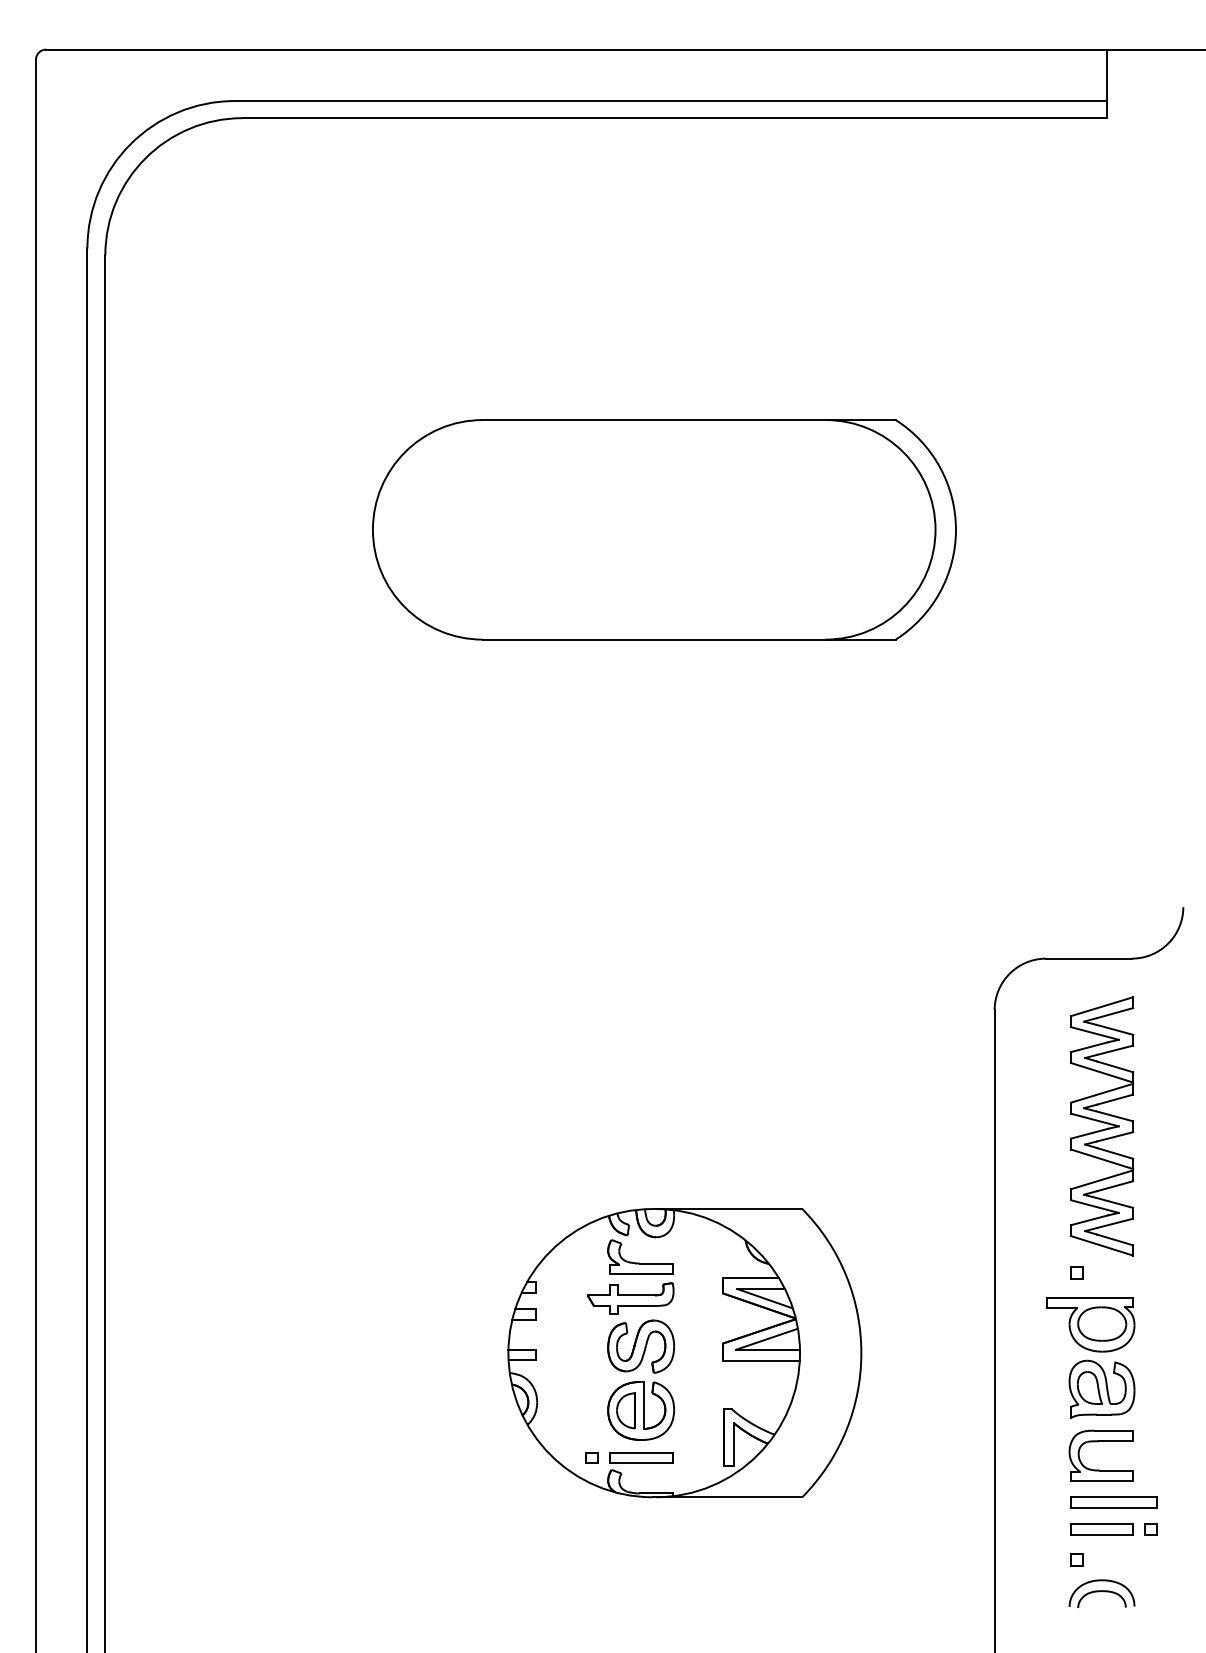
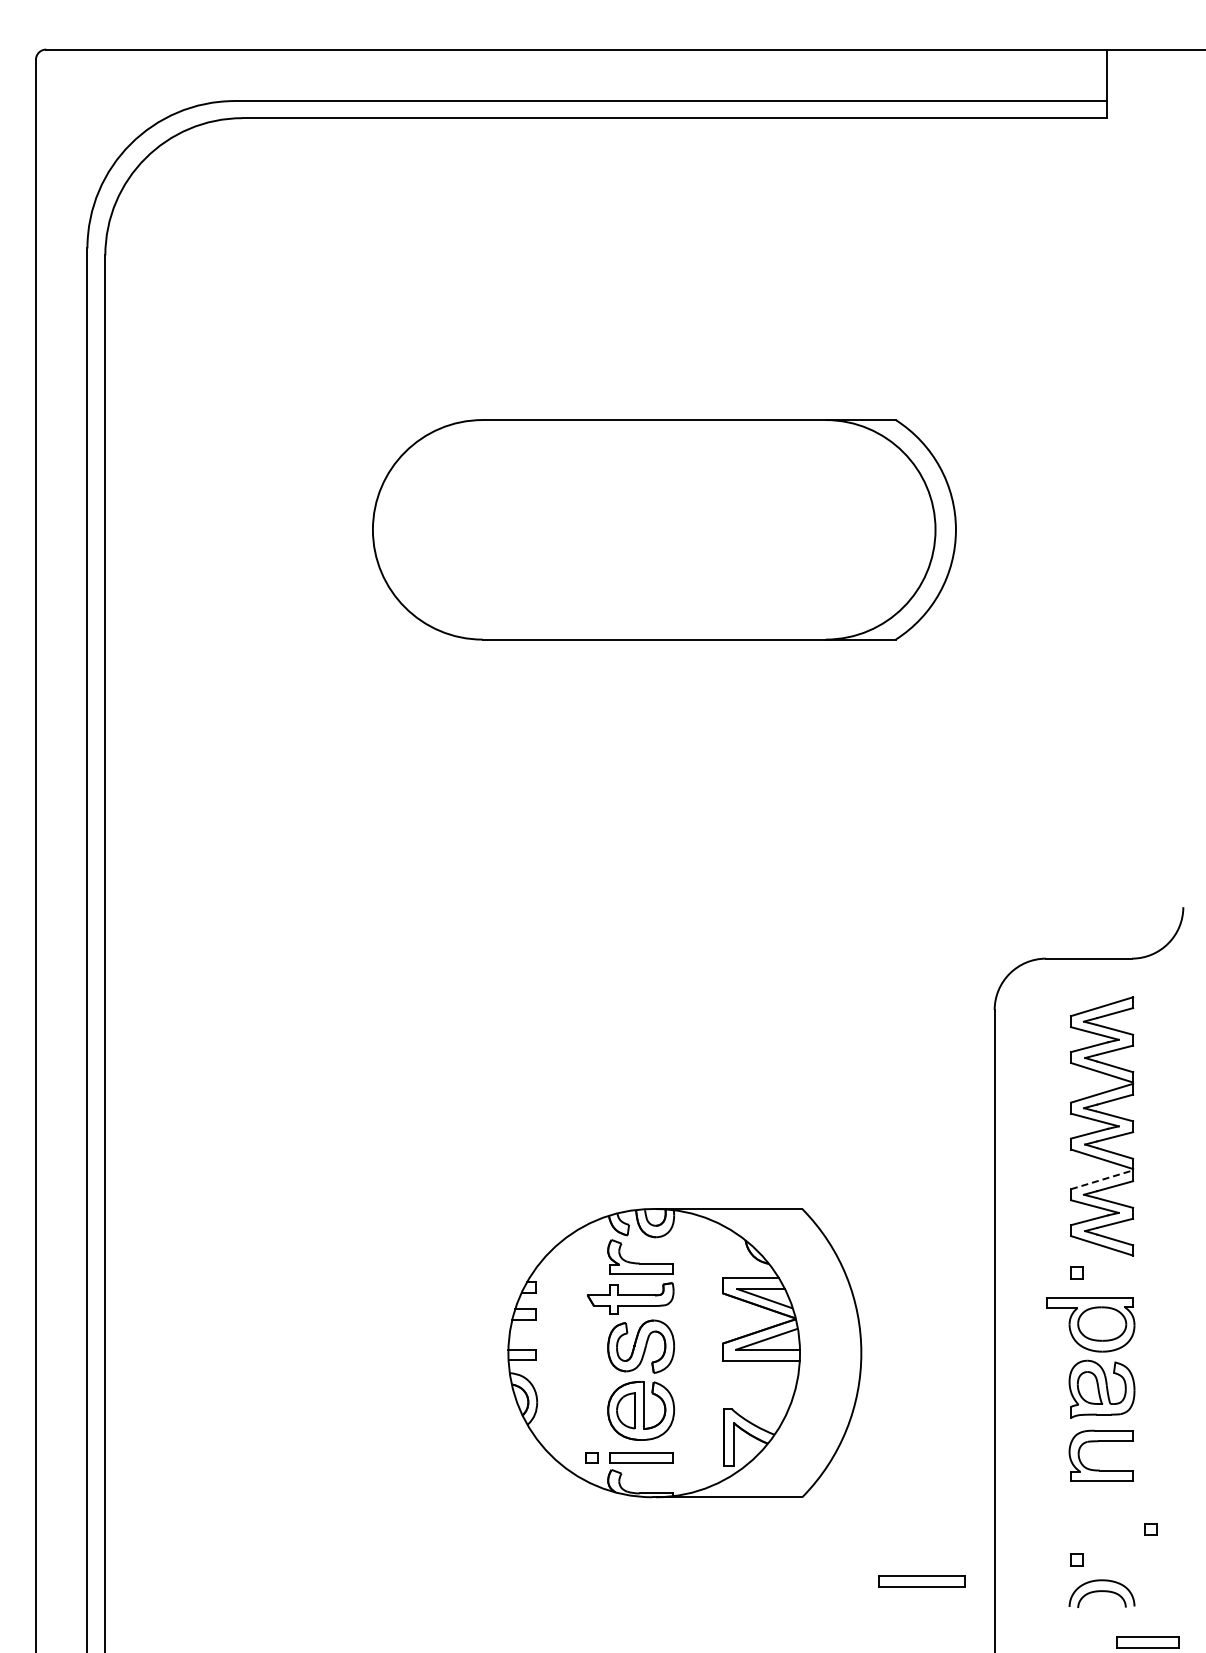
line: solid -> dashed (1102, 1179)
part position: (1113, 1502) -> (921, 1581) (921, 1581)
part position: (1101, 1529) -> (1147, 1642) (1147, 1642)
